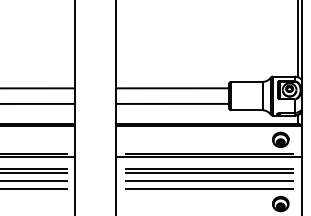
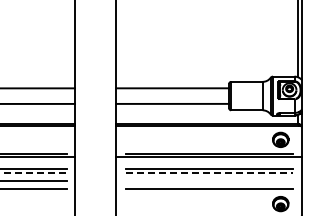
line: solid -> dashed (33, 173)
line: solid -> dashed (209, 173)
line: present -> none (208, 181)
